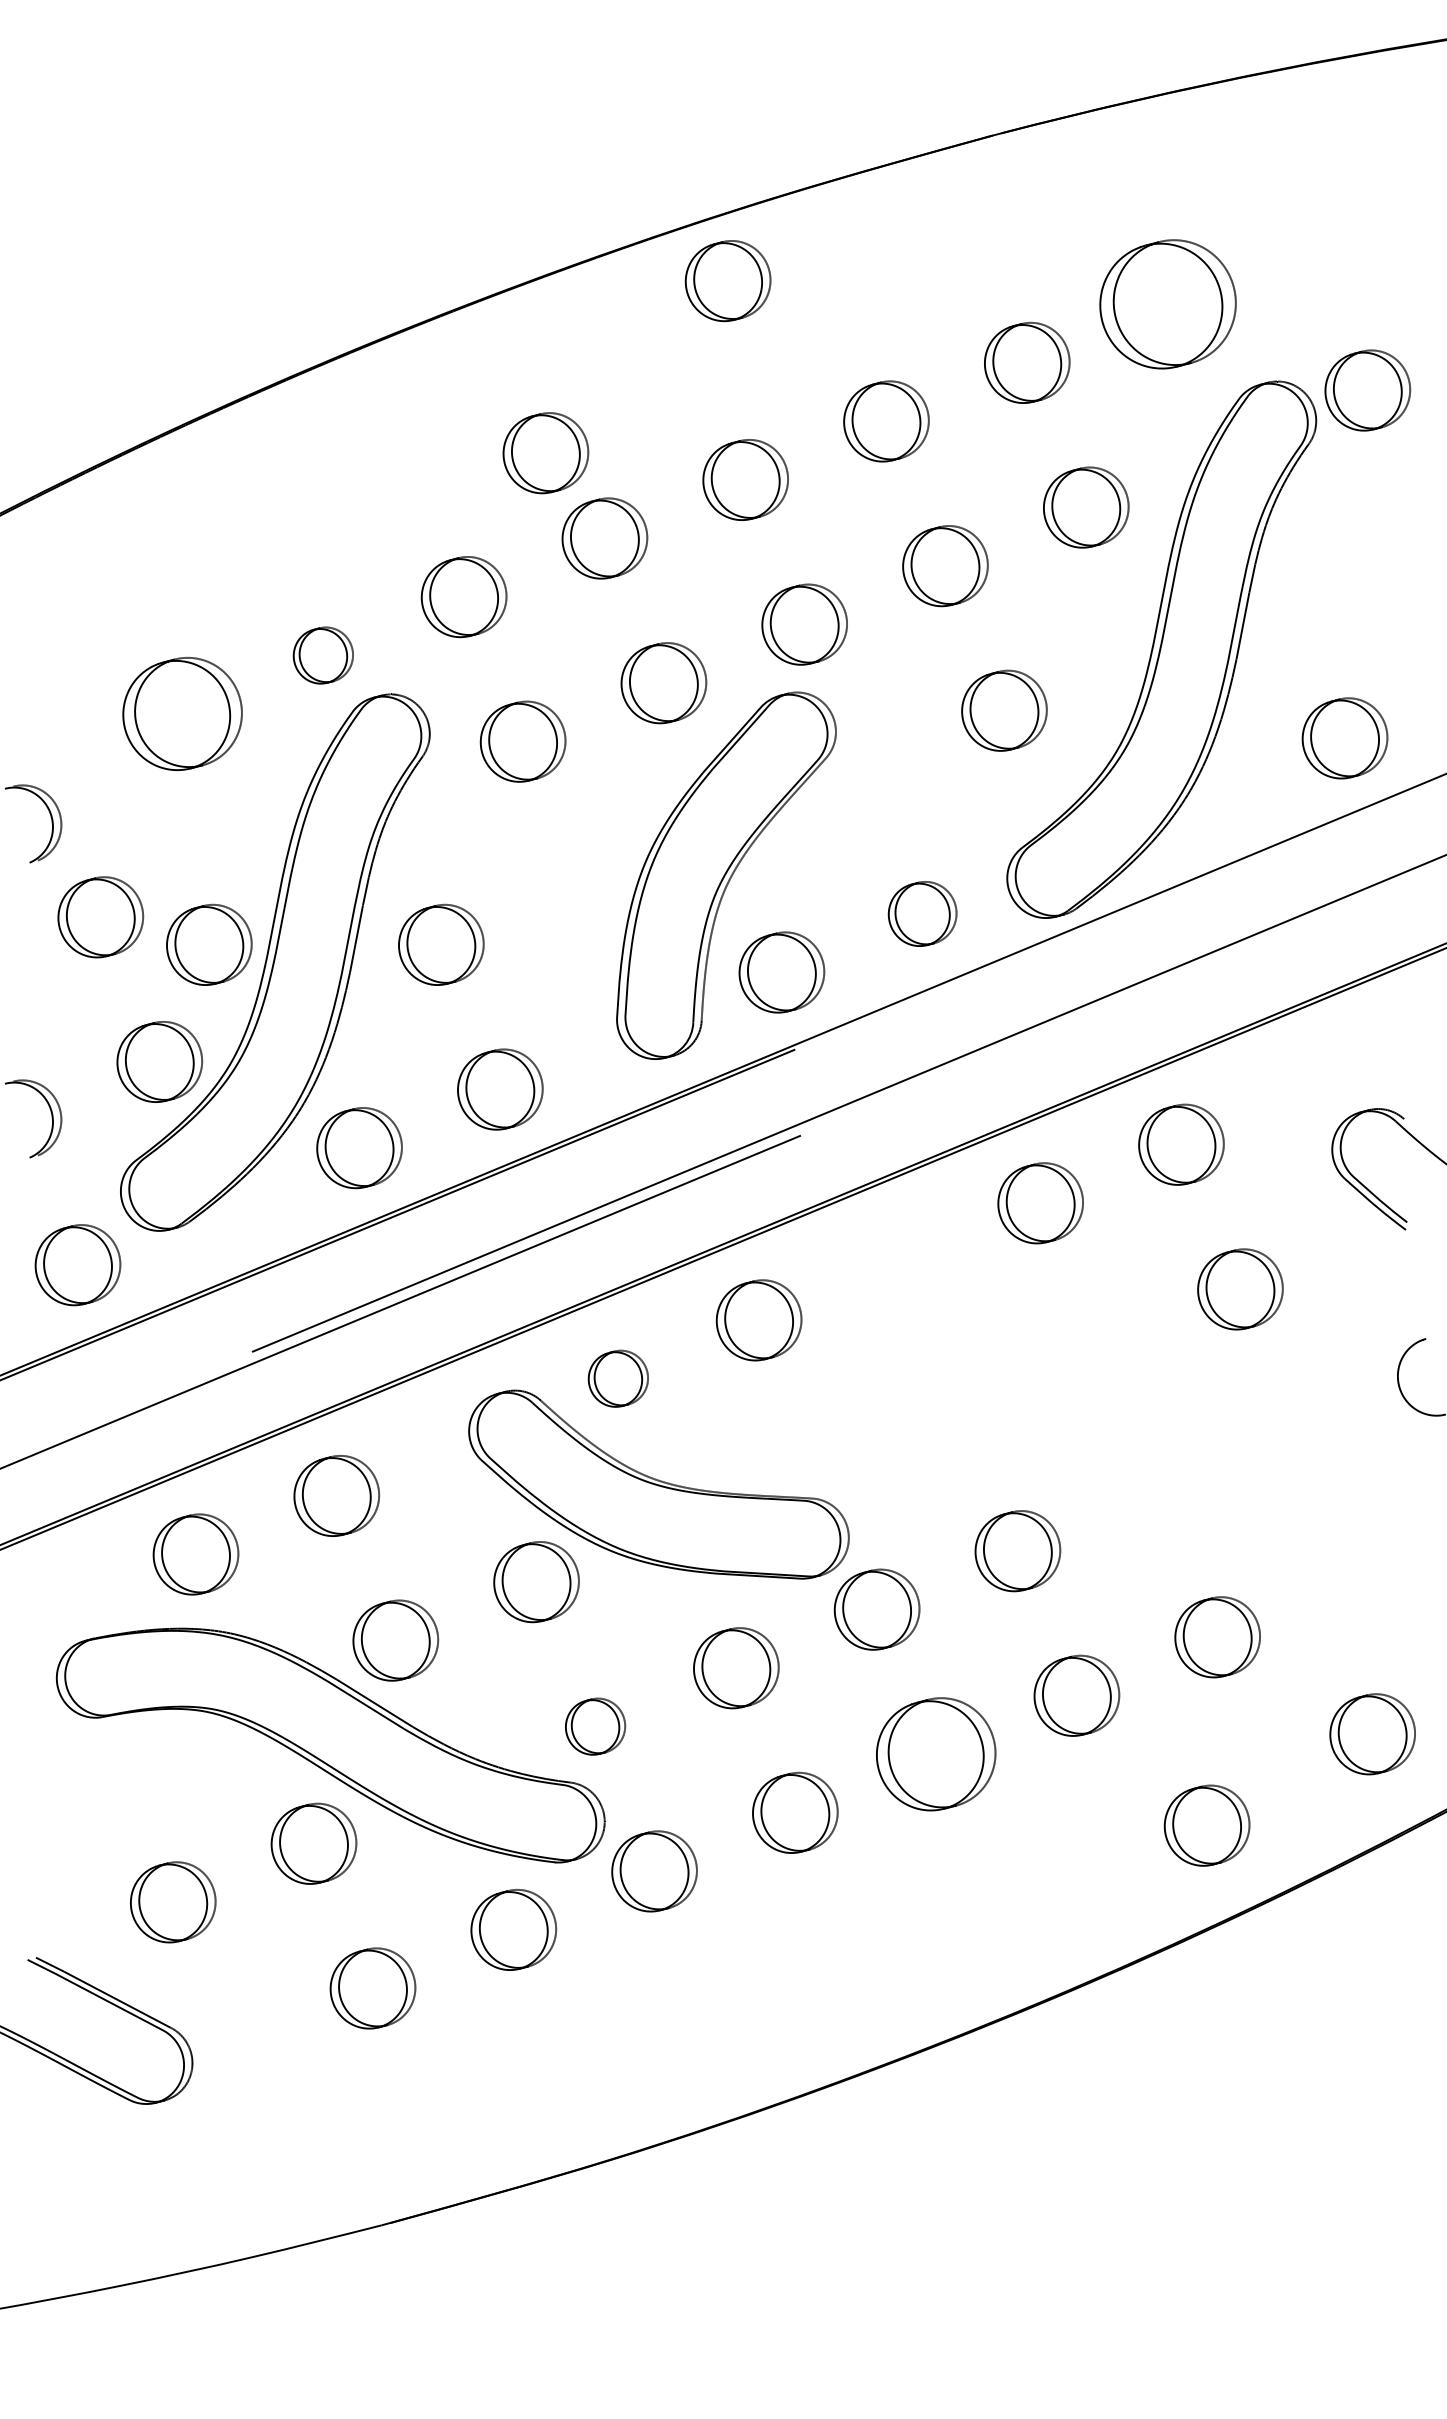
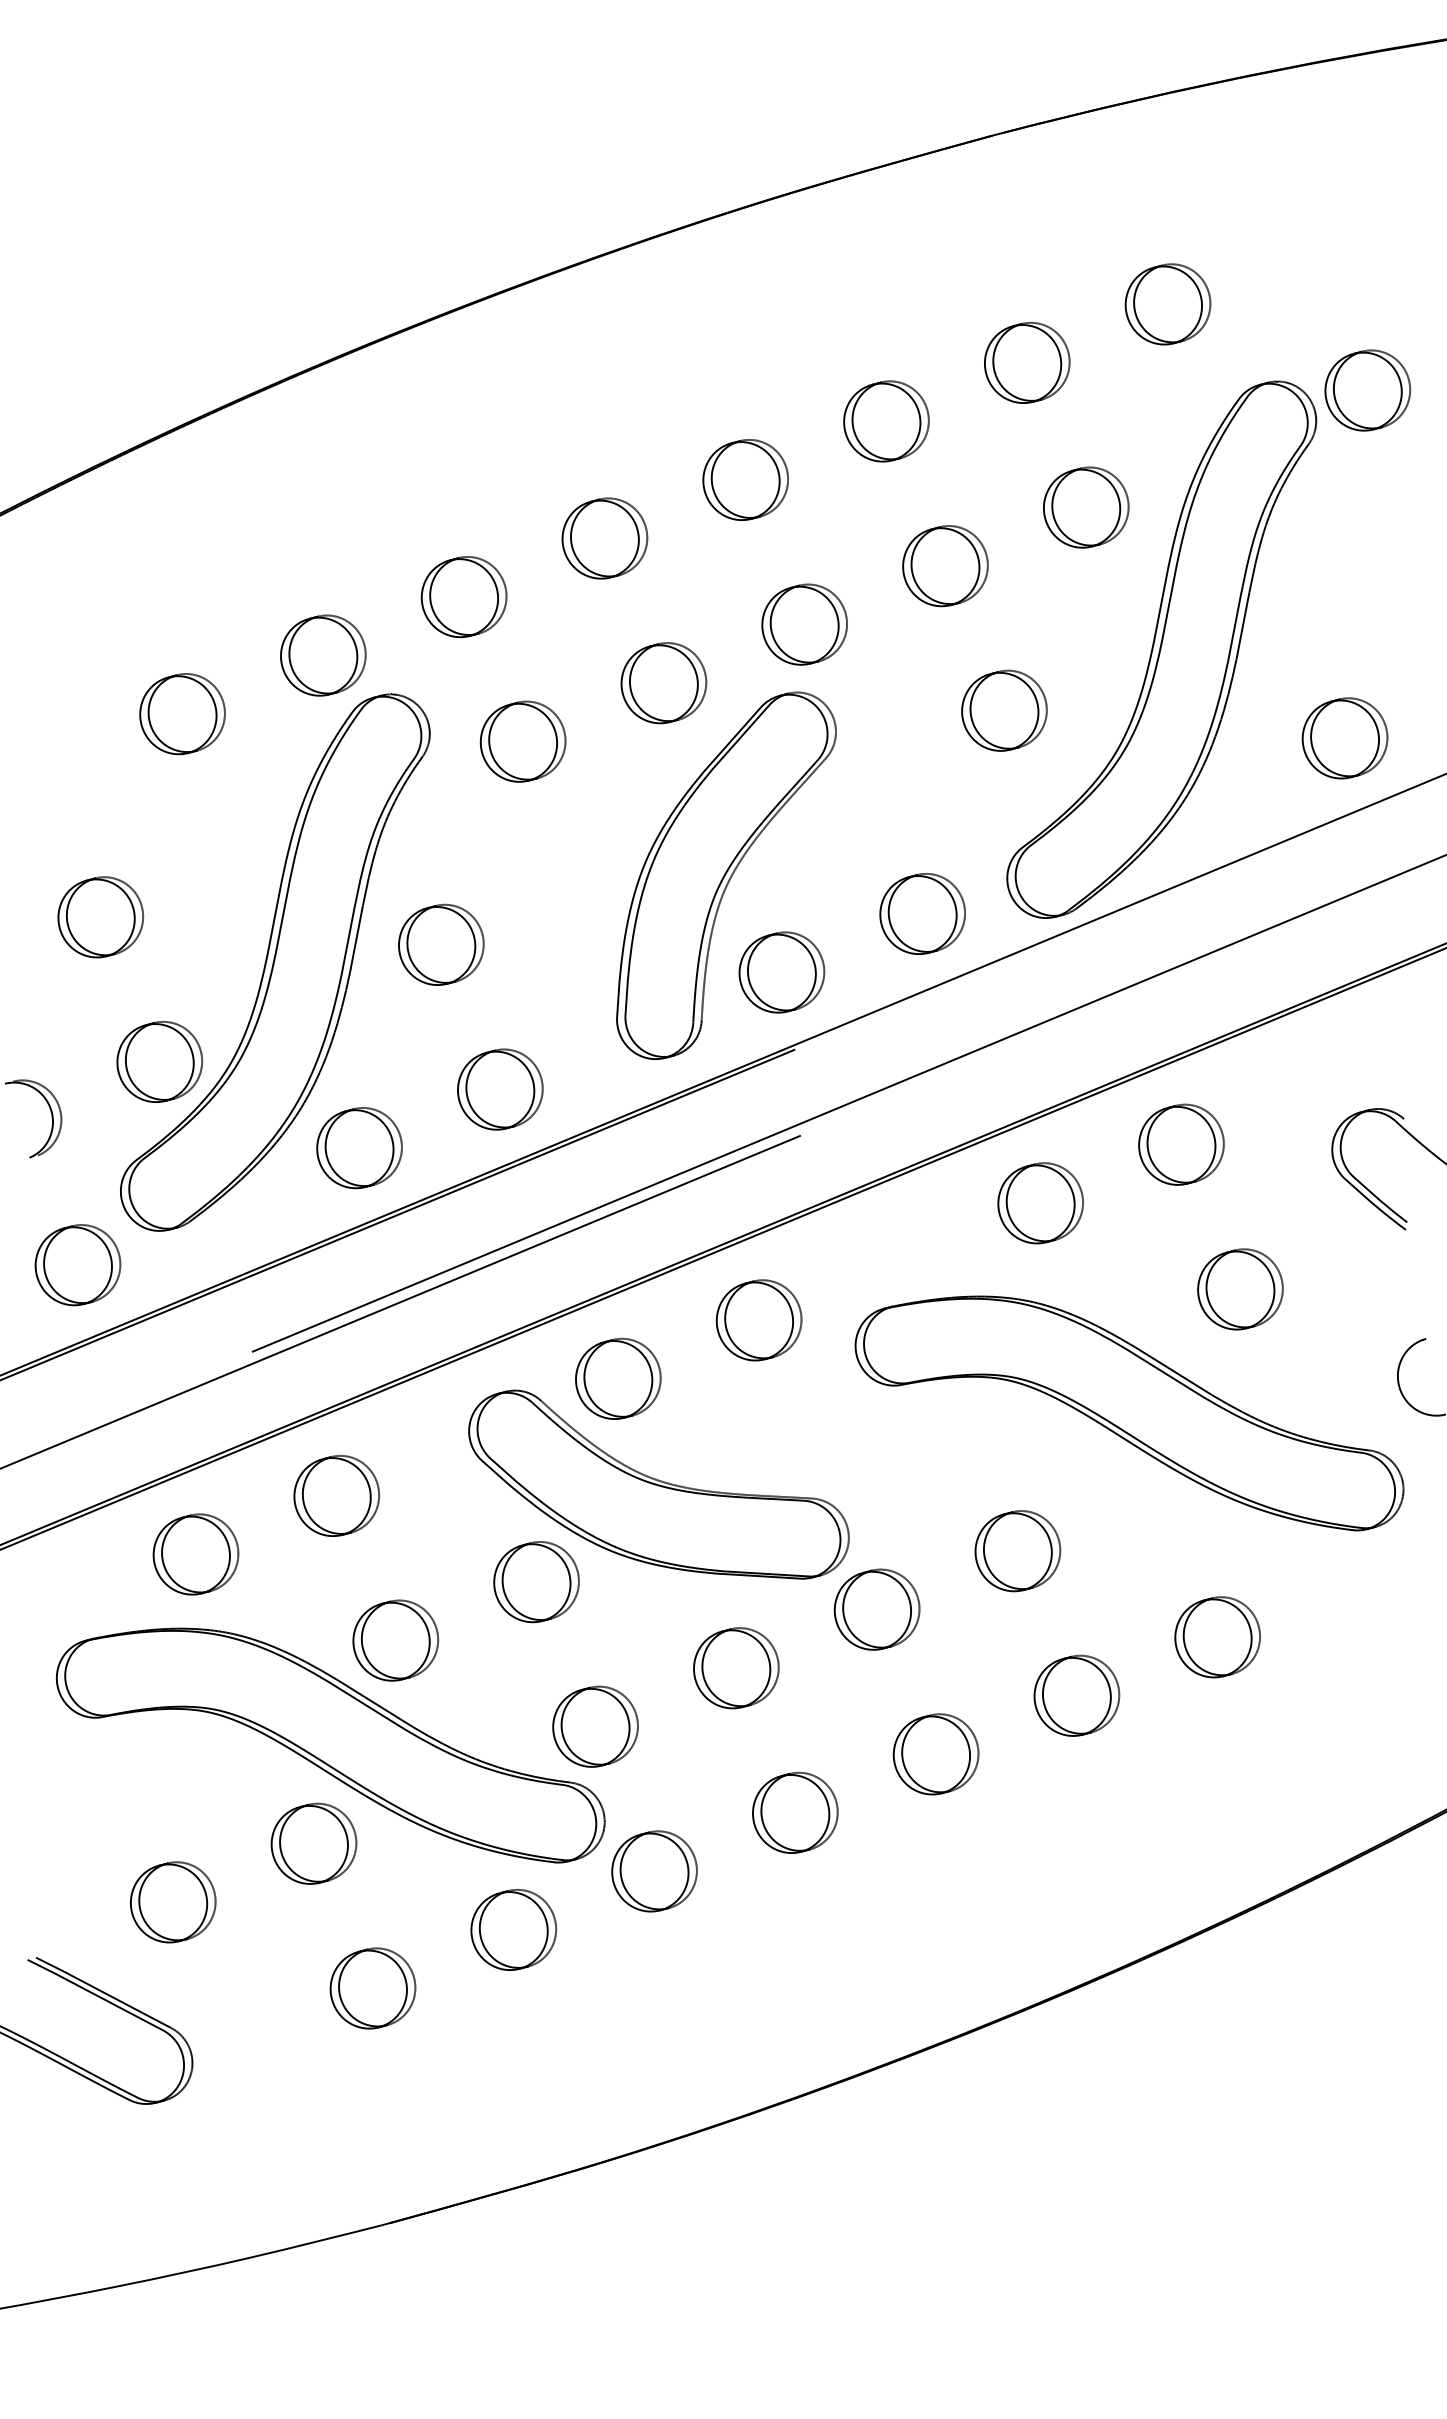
part: present -> none (727, 281)
part size: 138x131 px -> 88x83 px (1167, 304)
part: present -> none (545, 453)
part size: 62x59 px -> 87x83 px (323, 655)
part size: 121x114 px -> 87x83 px (182, 714)
part: present -> none (51, 823)
part size: 71x66 px -> 87x82 px (922, 913)
part: present -> none (209, 944)
part size: 62x59 px -> 87x83 px (618, 1378)
part: none -> present (1129, 1413)
part size: 62x59 px -> 87x83 px (595, 1726)
part: present -> none (1372, 1734)
part size: 121x115 px -> 88x83 px (935, 1754)
part: present -> none (1206, 1825)
